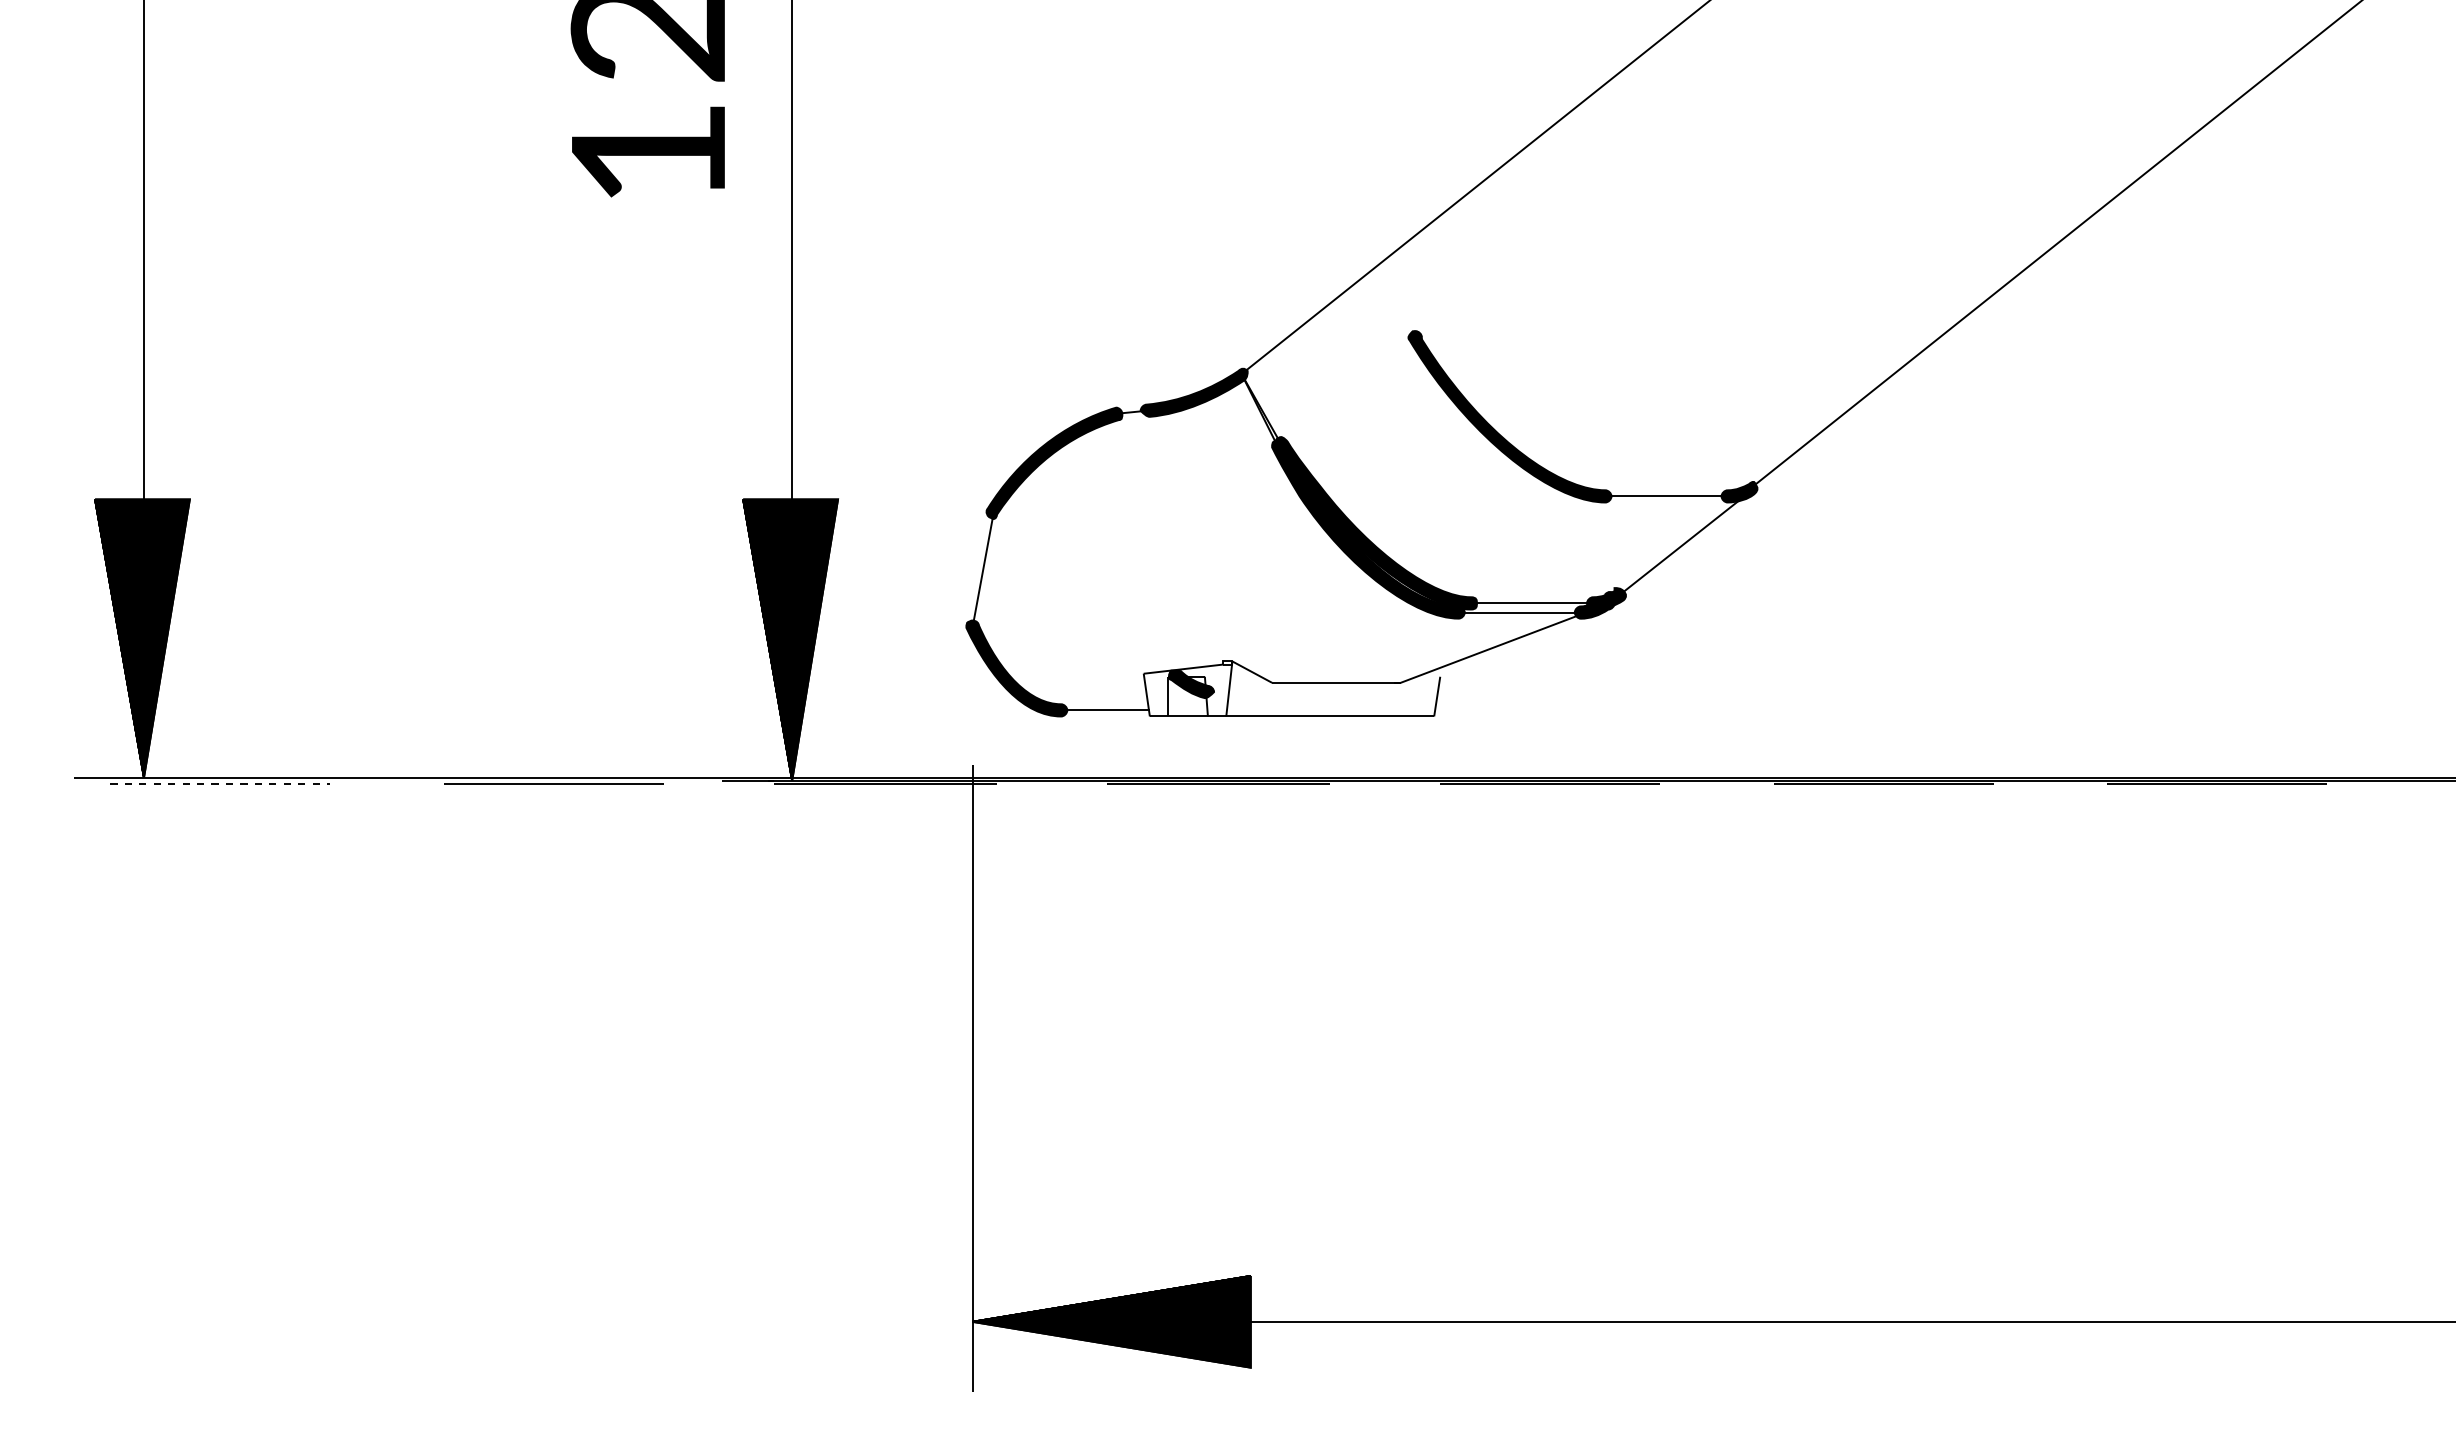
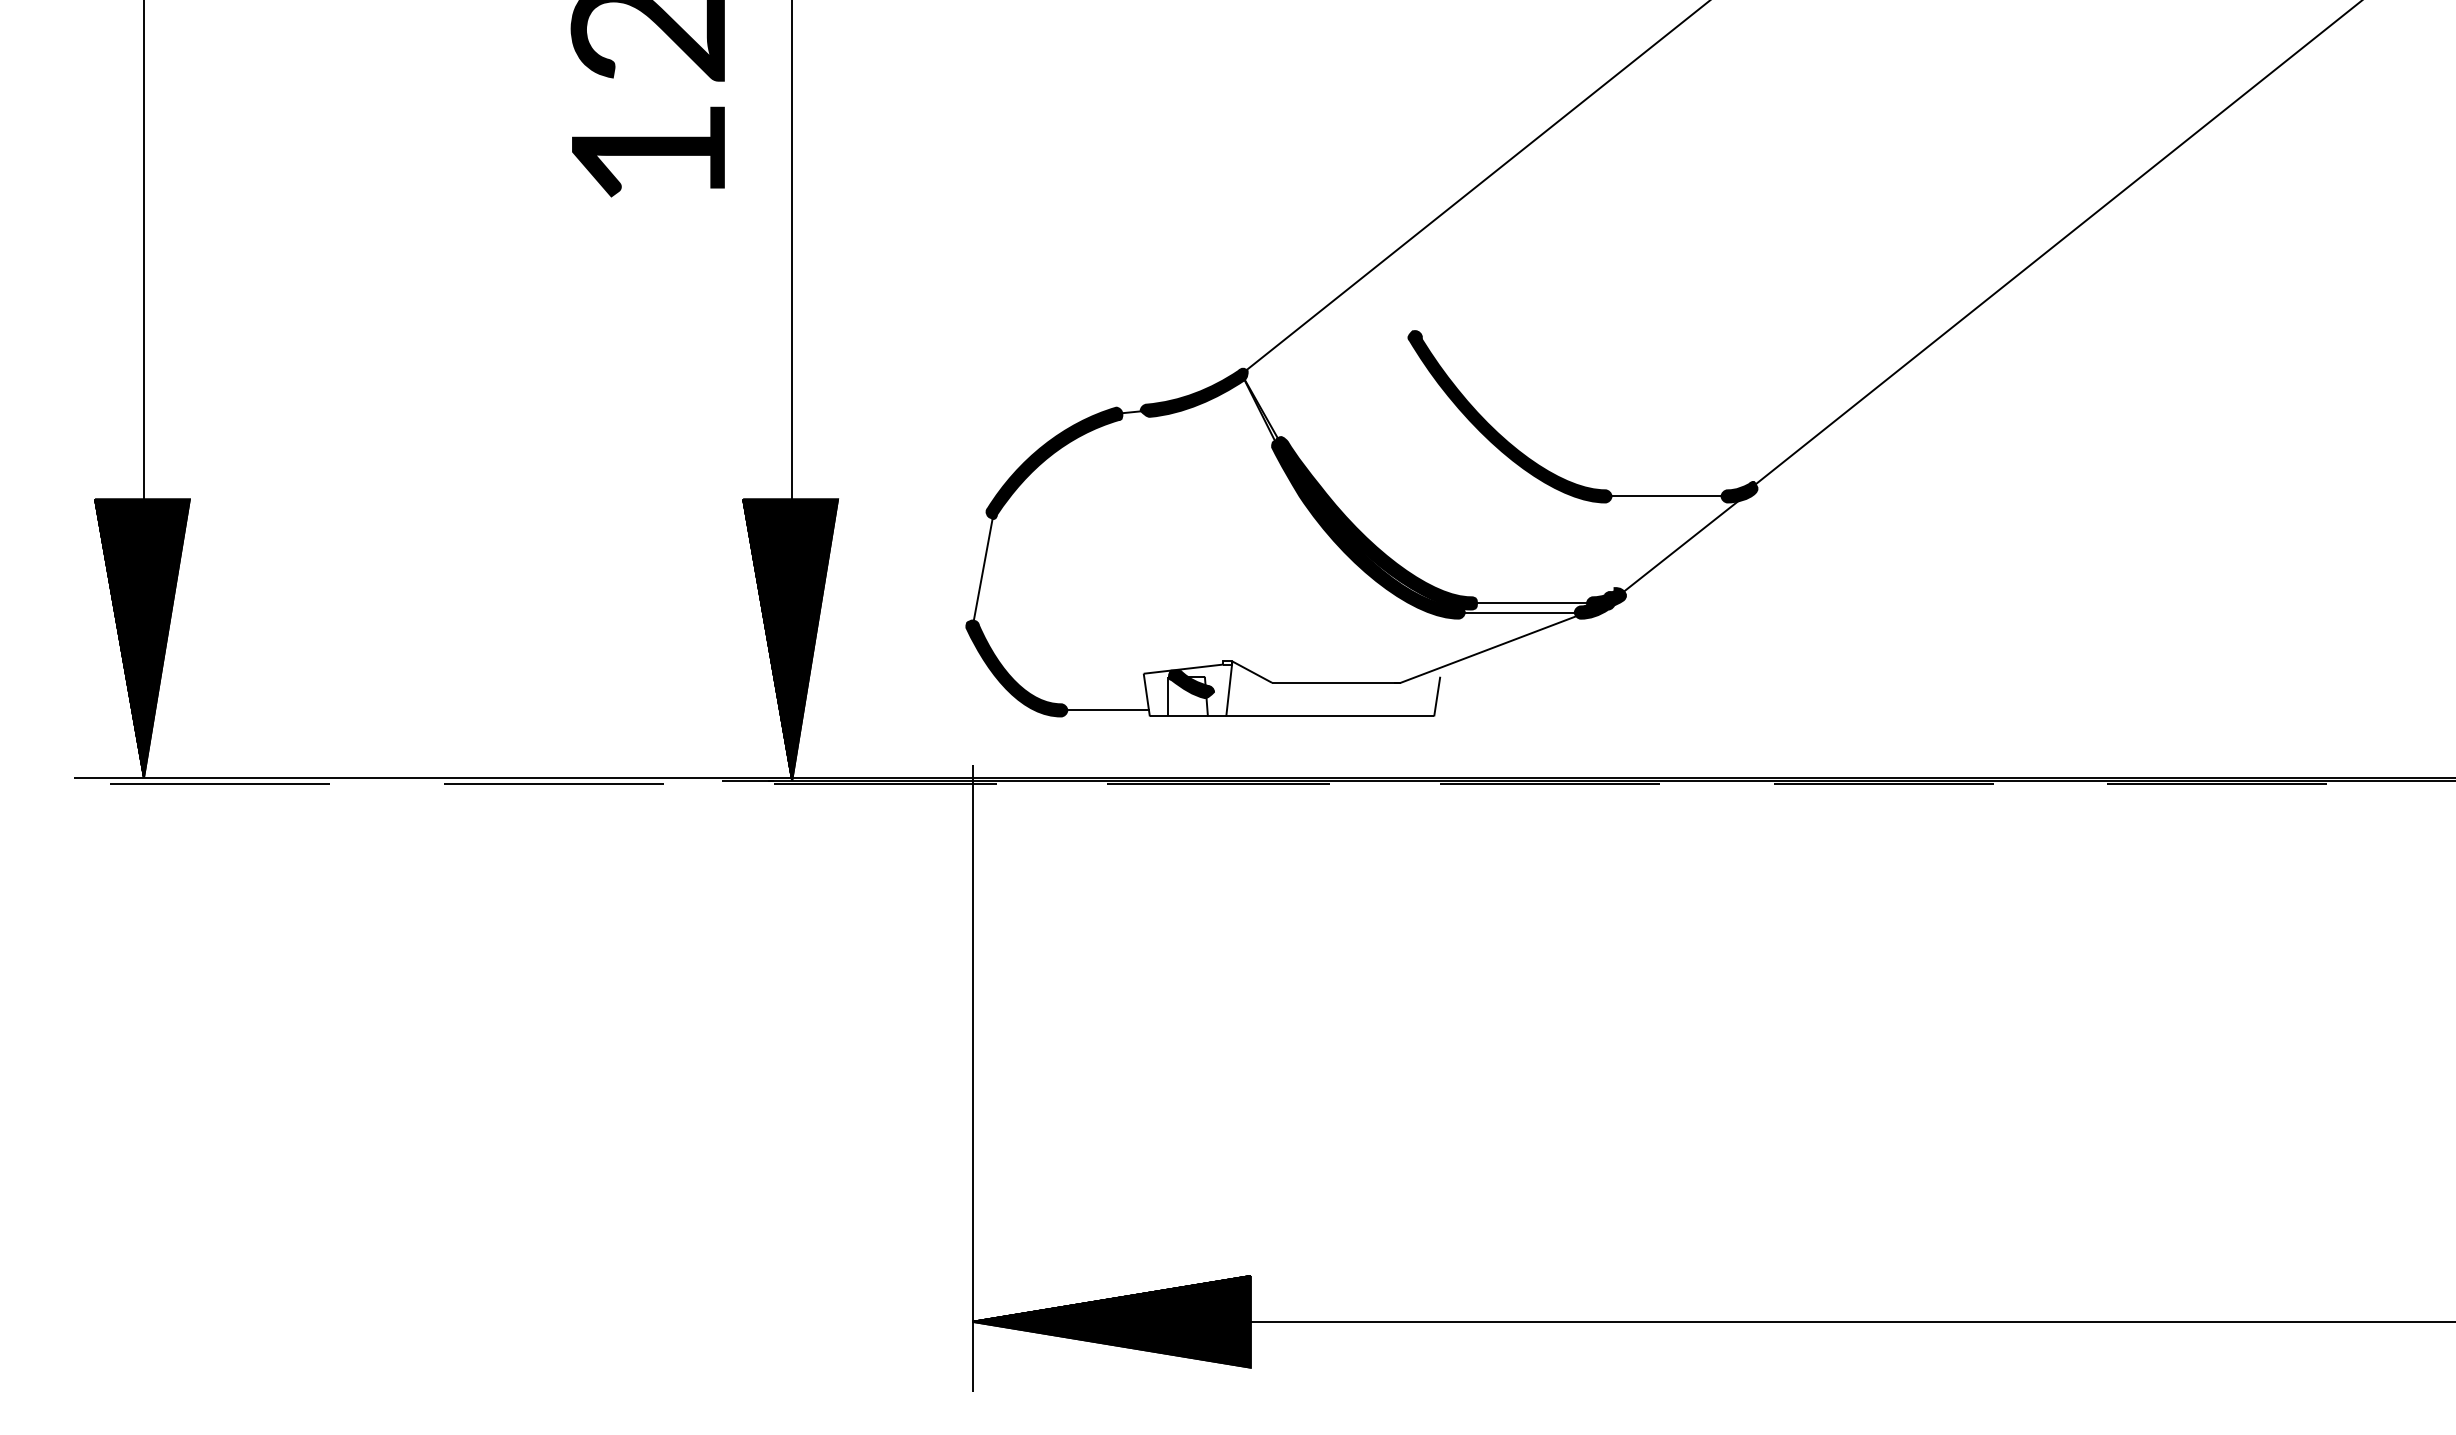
line: dashed -> solid (220, 783)
